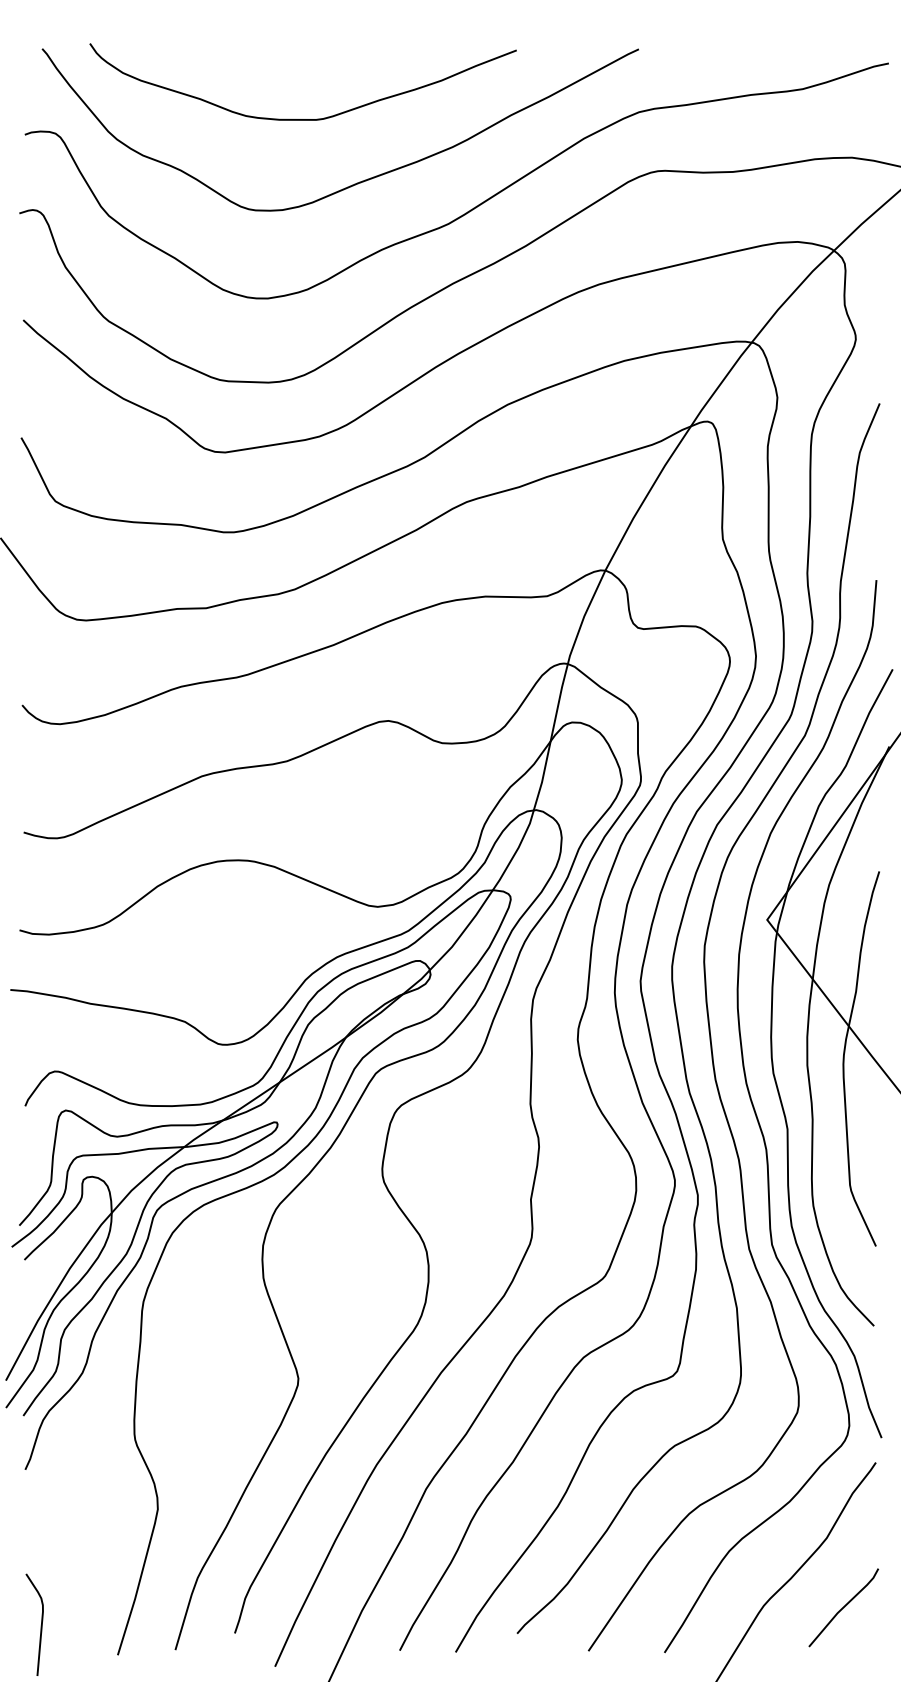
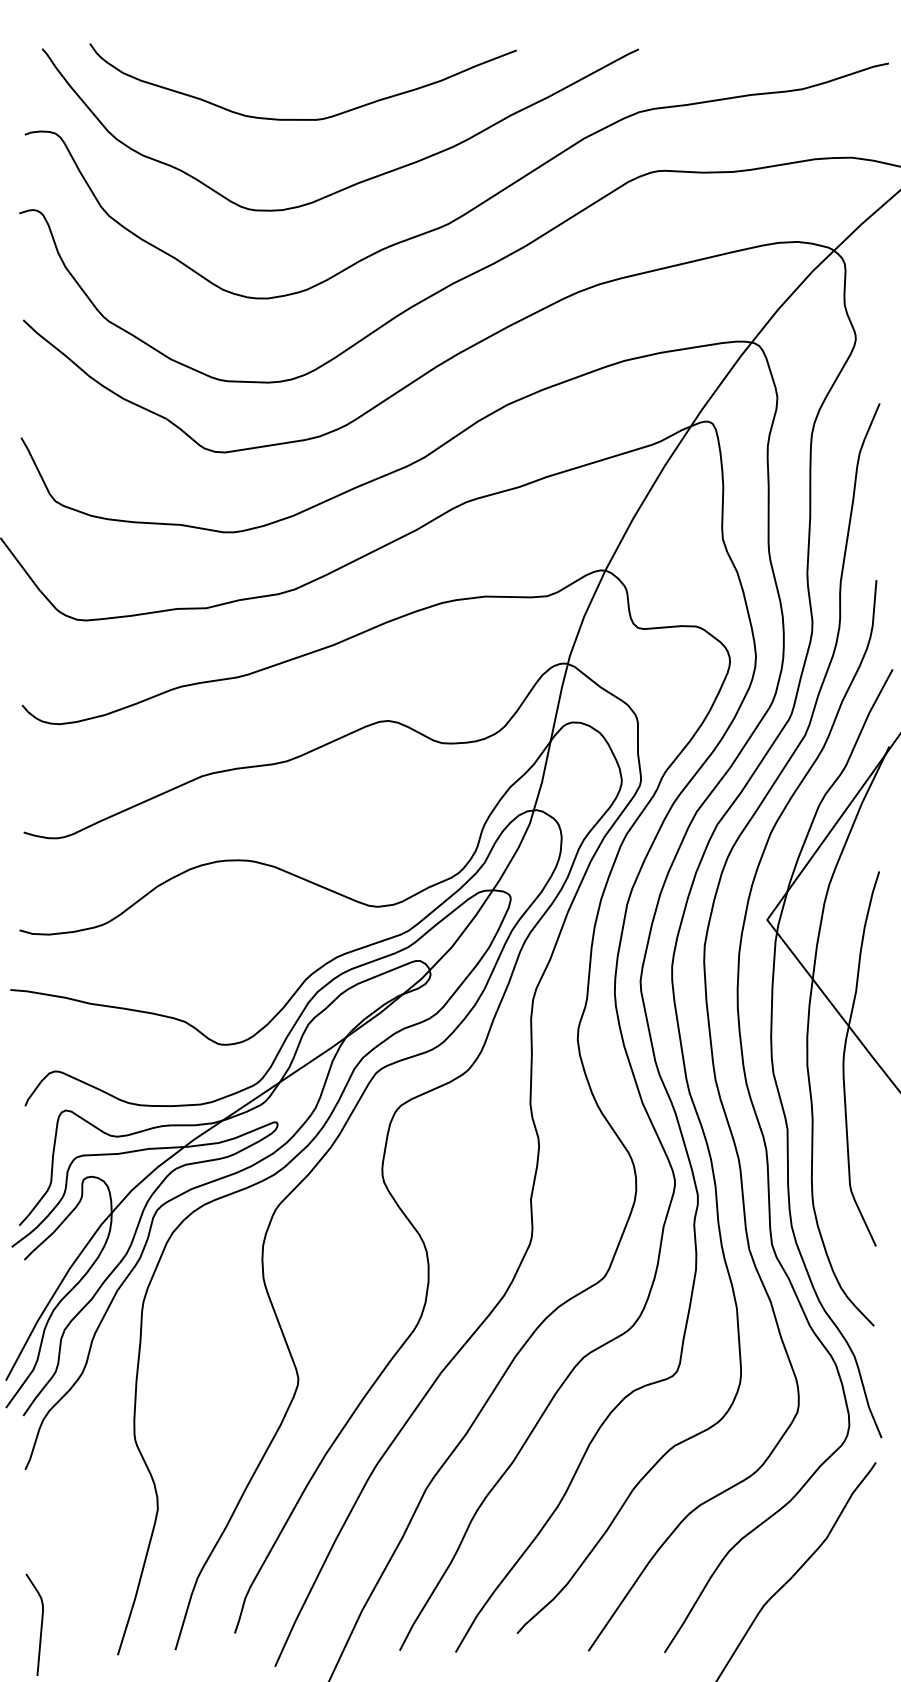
line: present -> none (843, 1607)
